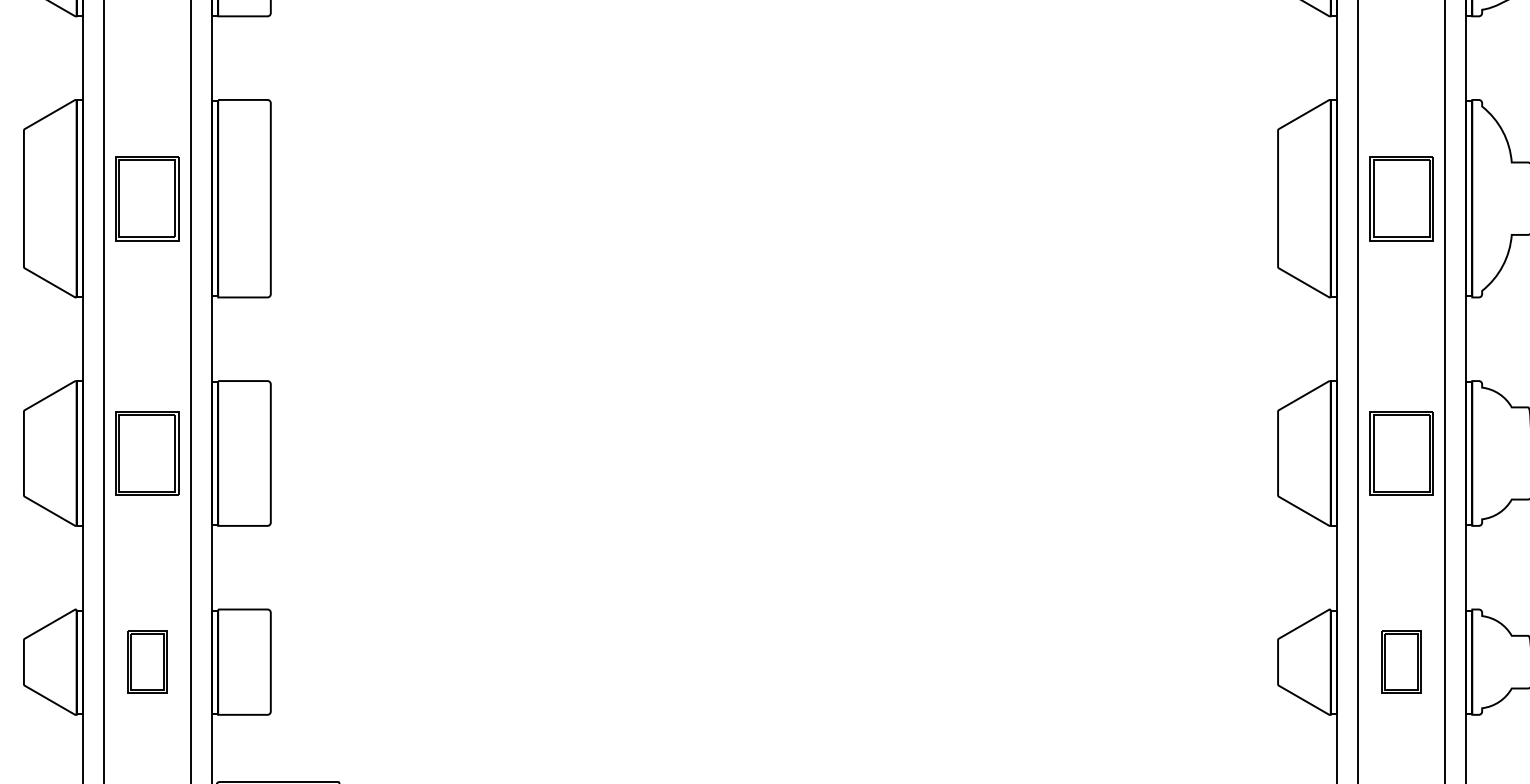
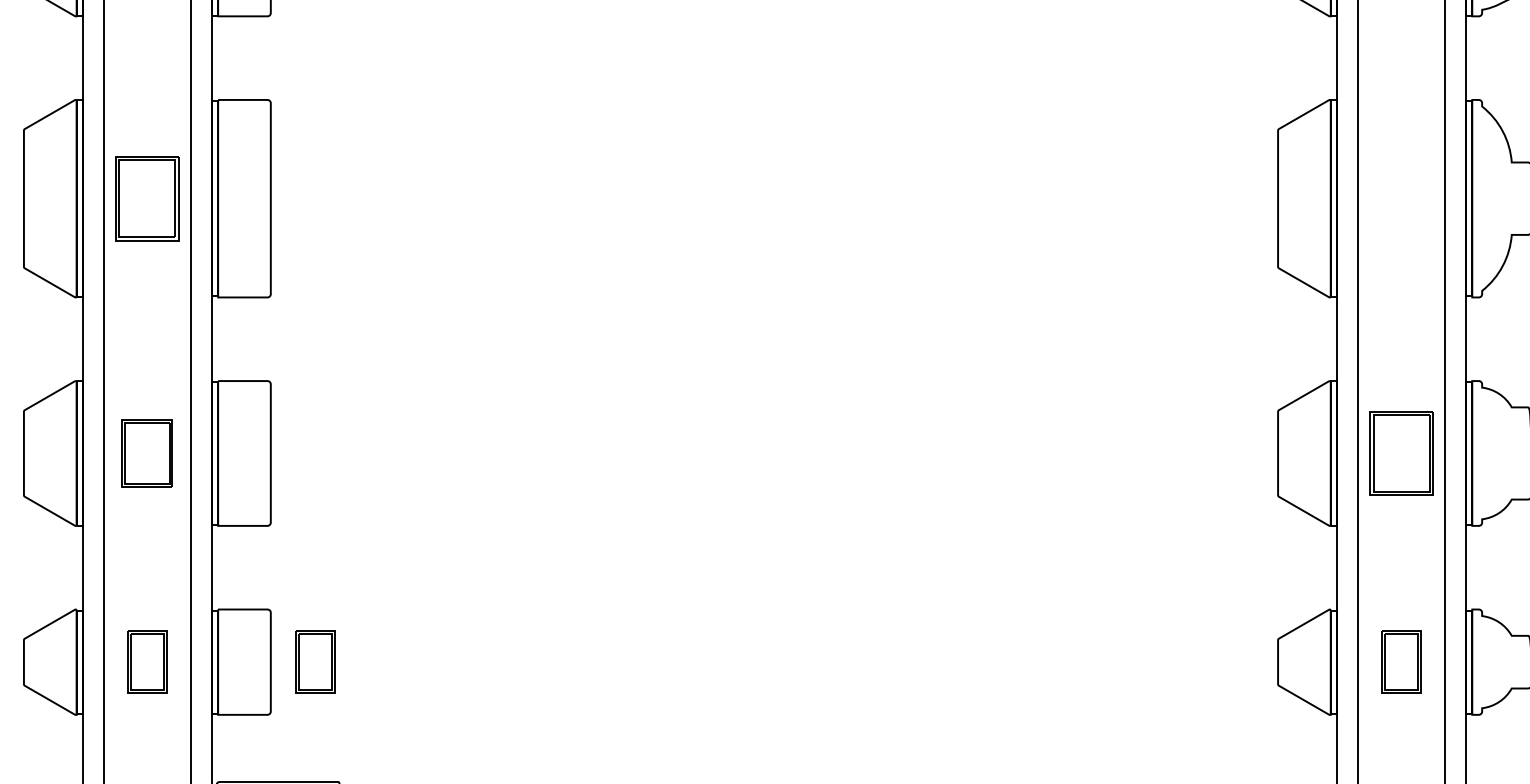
part: present -> none (1401, 198)
part size: 65x85 px -> 52x69 px (146, 453)
part: none -> present (315, 661)
